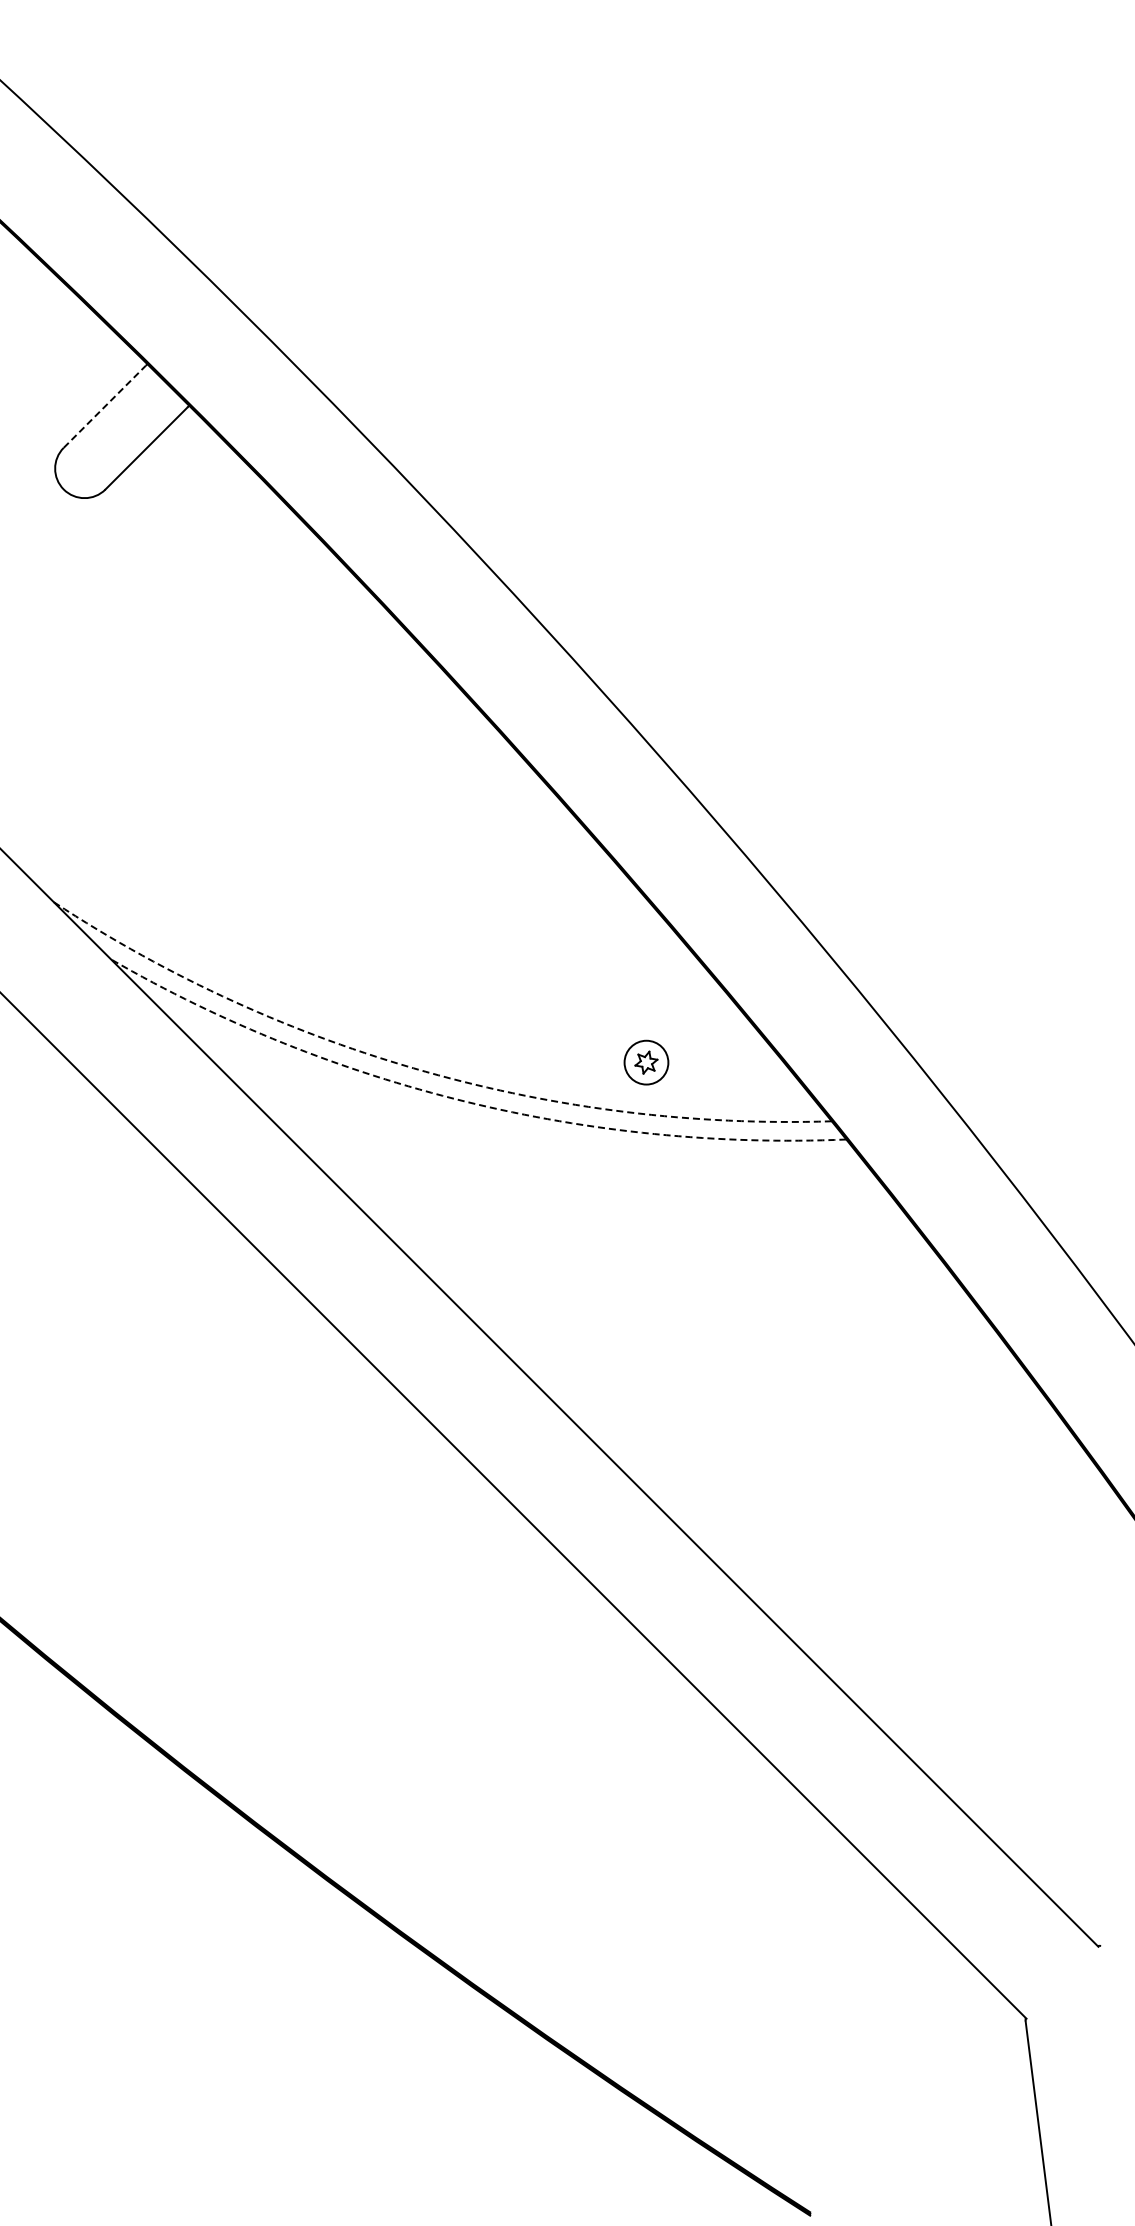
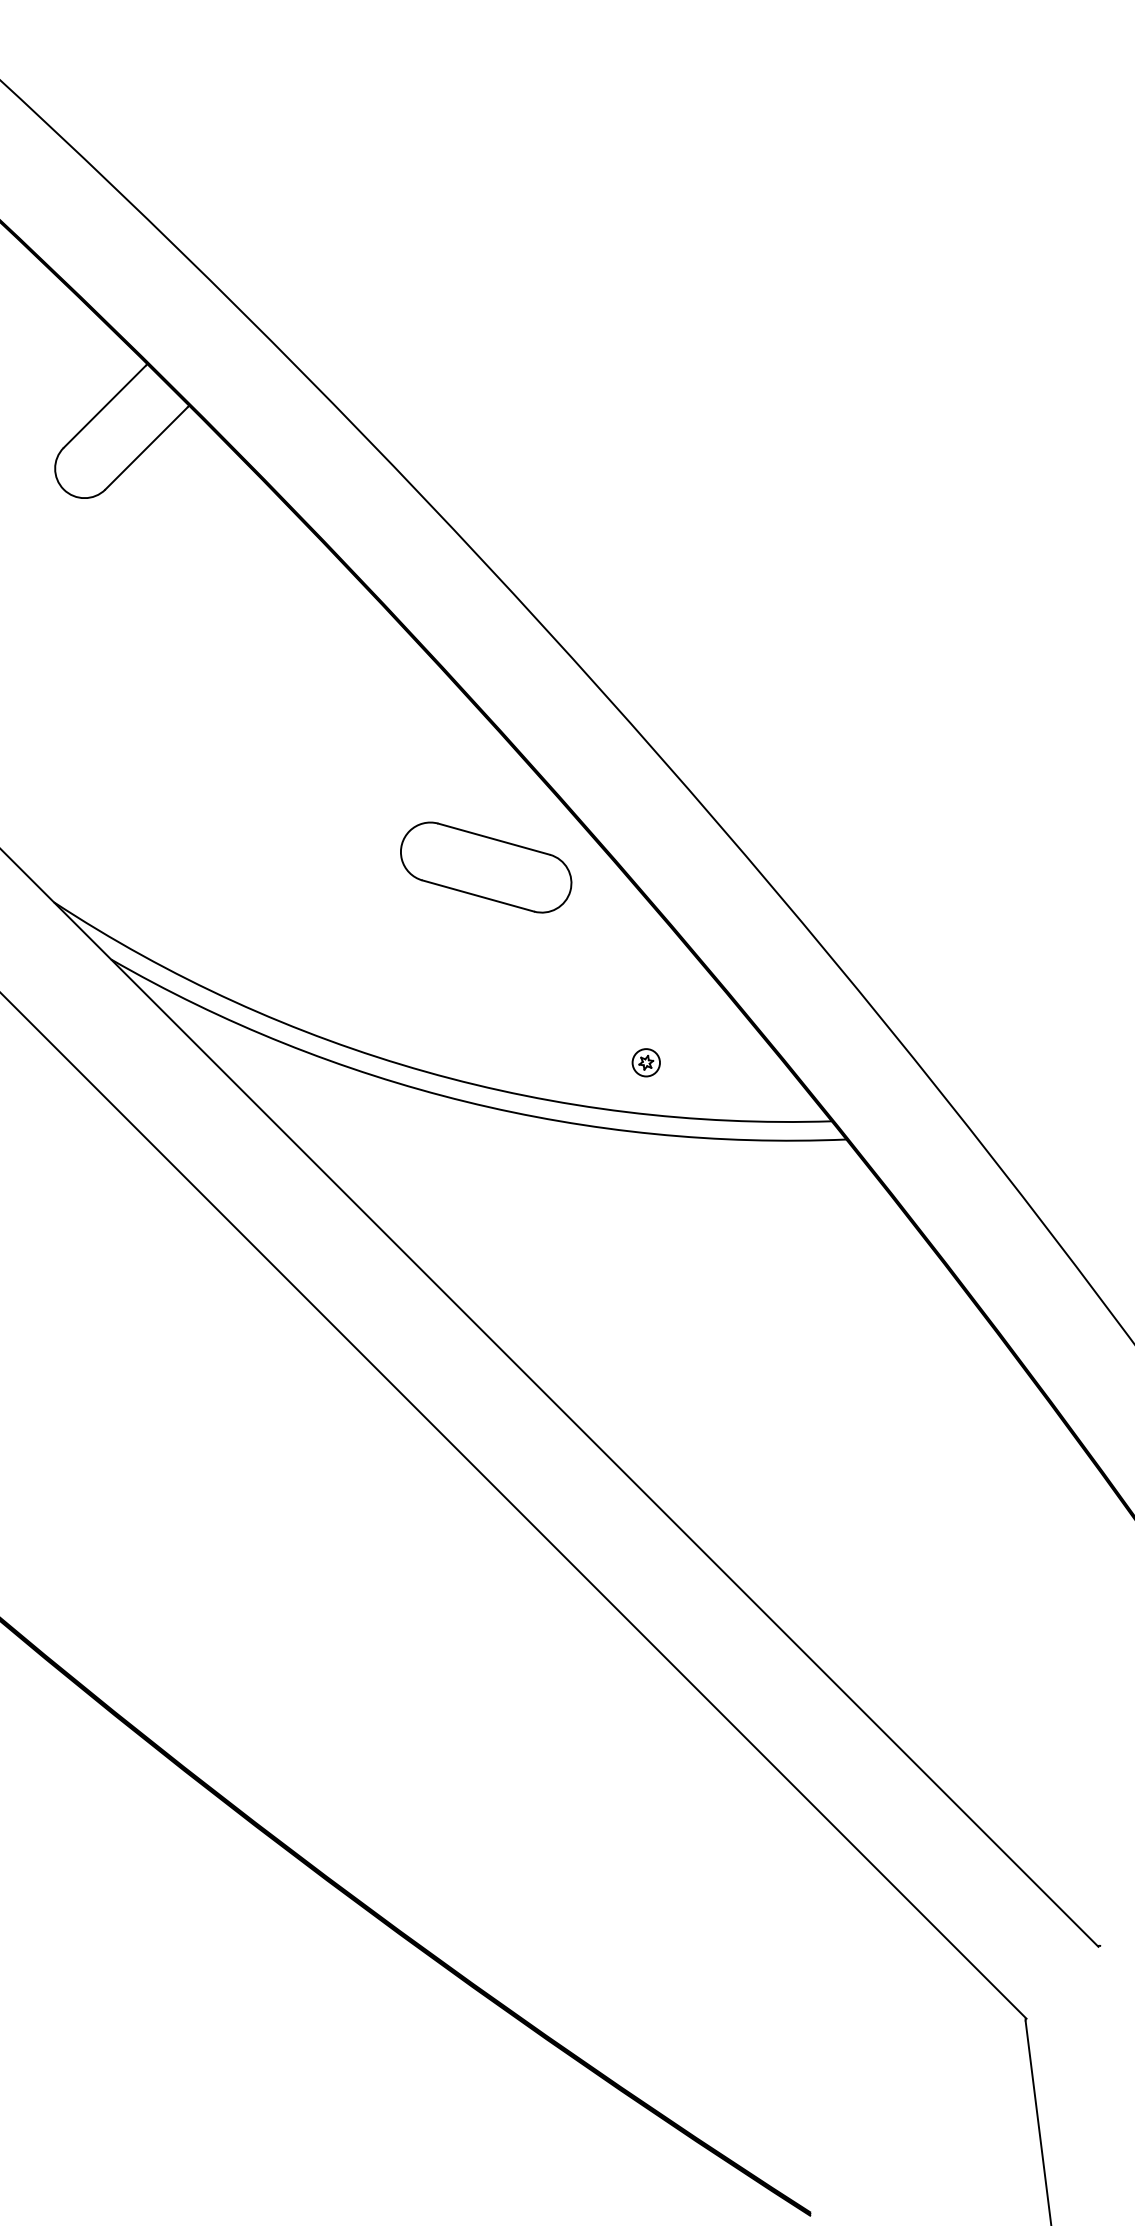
line: dashed -> solid (104, 406)
part: none -> present (486, 867)
part size: 47x47 px -> 30x30 px (645, 1062)
arc: dashed -> solid (425, 1071)
arc: dashed -> solid (465, 1101)
